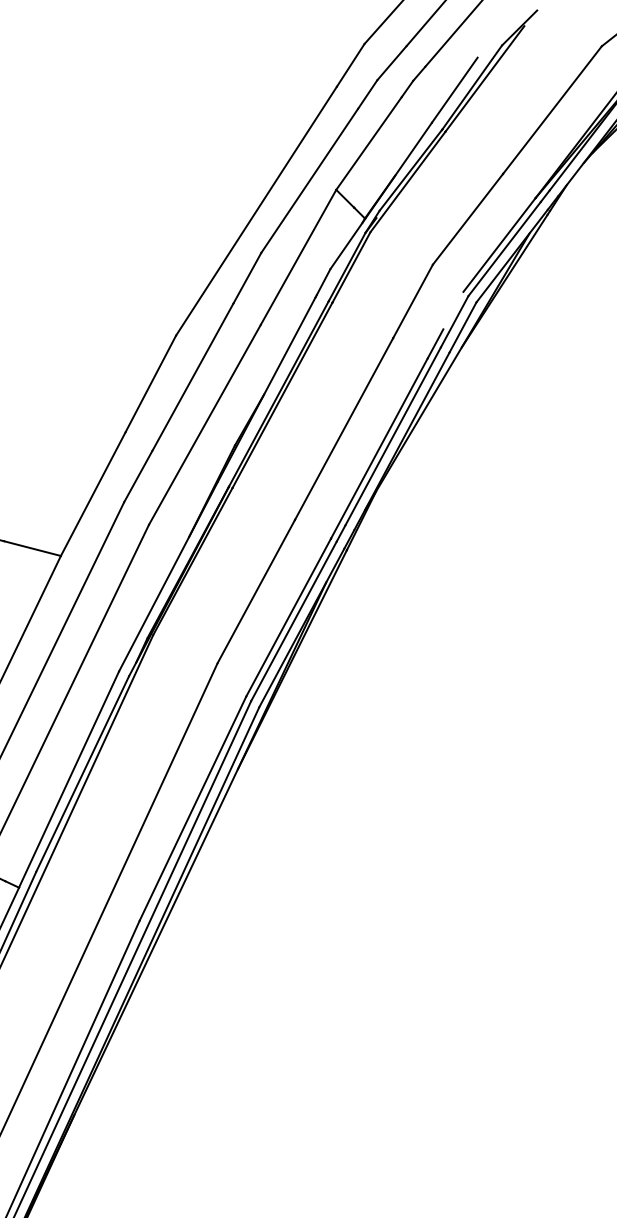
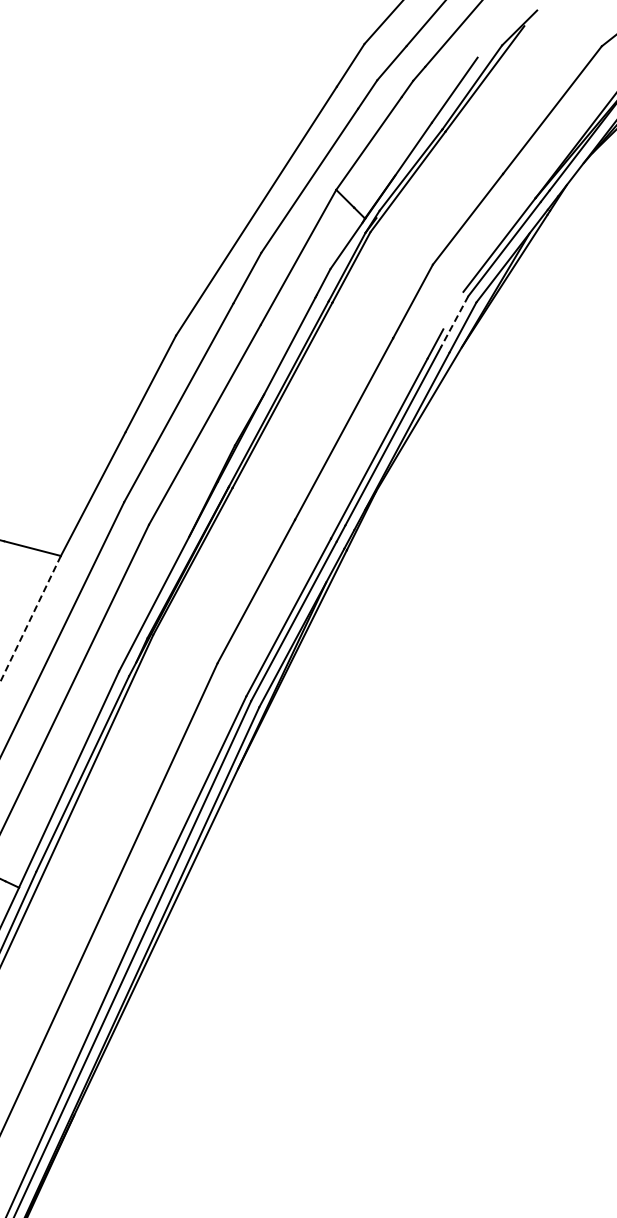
line: solid -> dashed (454, 322)
line: solid -> dashed (30, 618)
